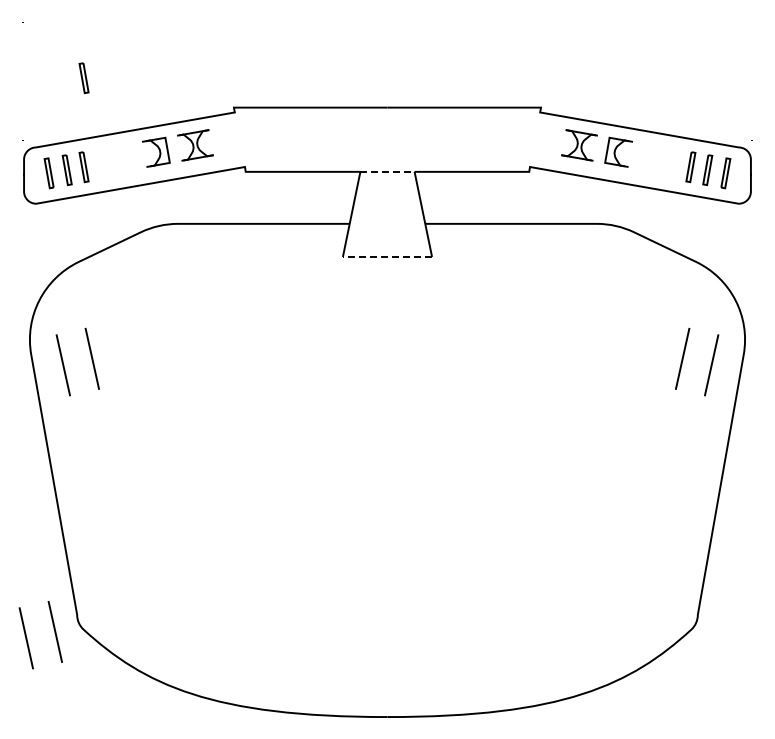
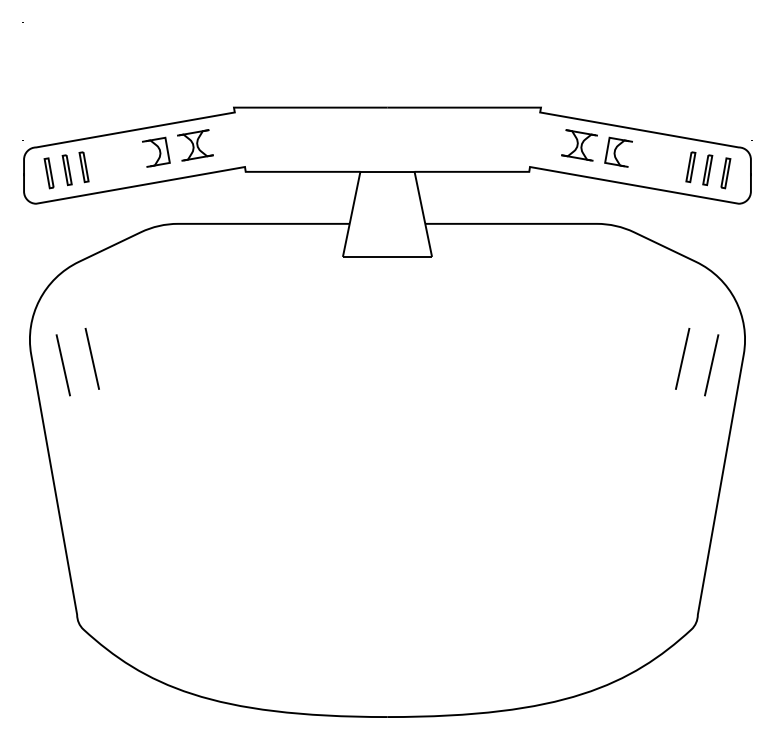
part: present -> none (83, 78)
line: dashed -> solid (387, 171)
line: dashed -> solid (387, 256)
part: present -> none (27, 637)
